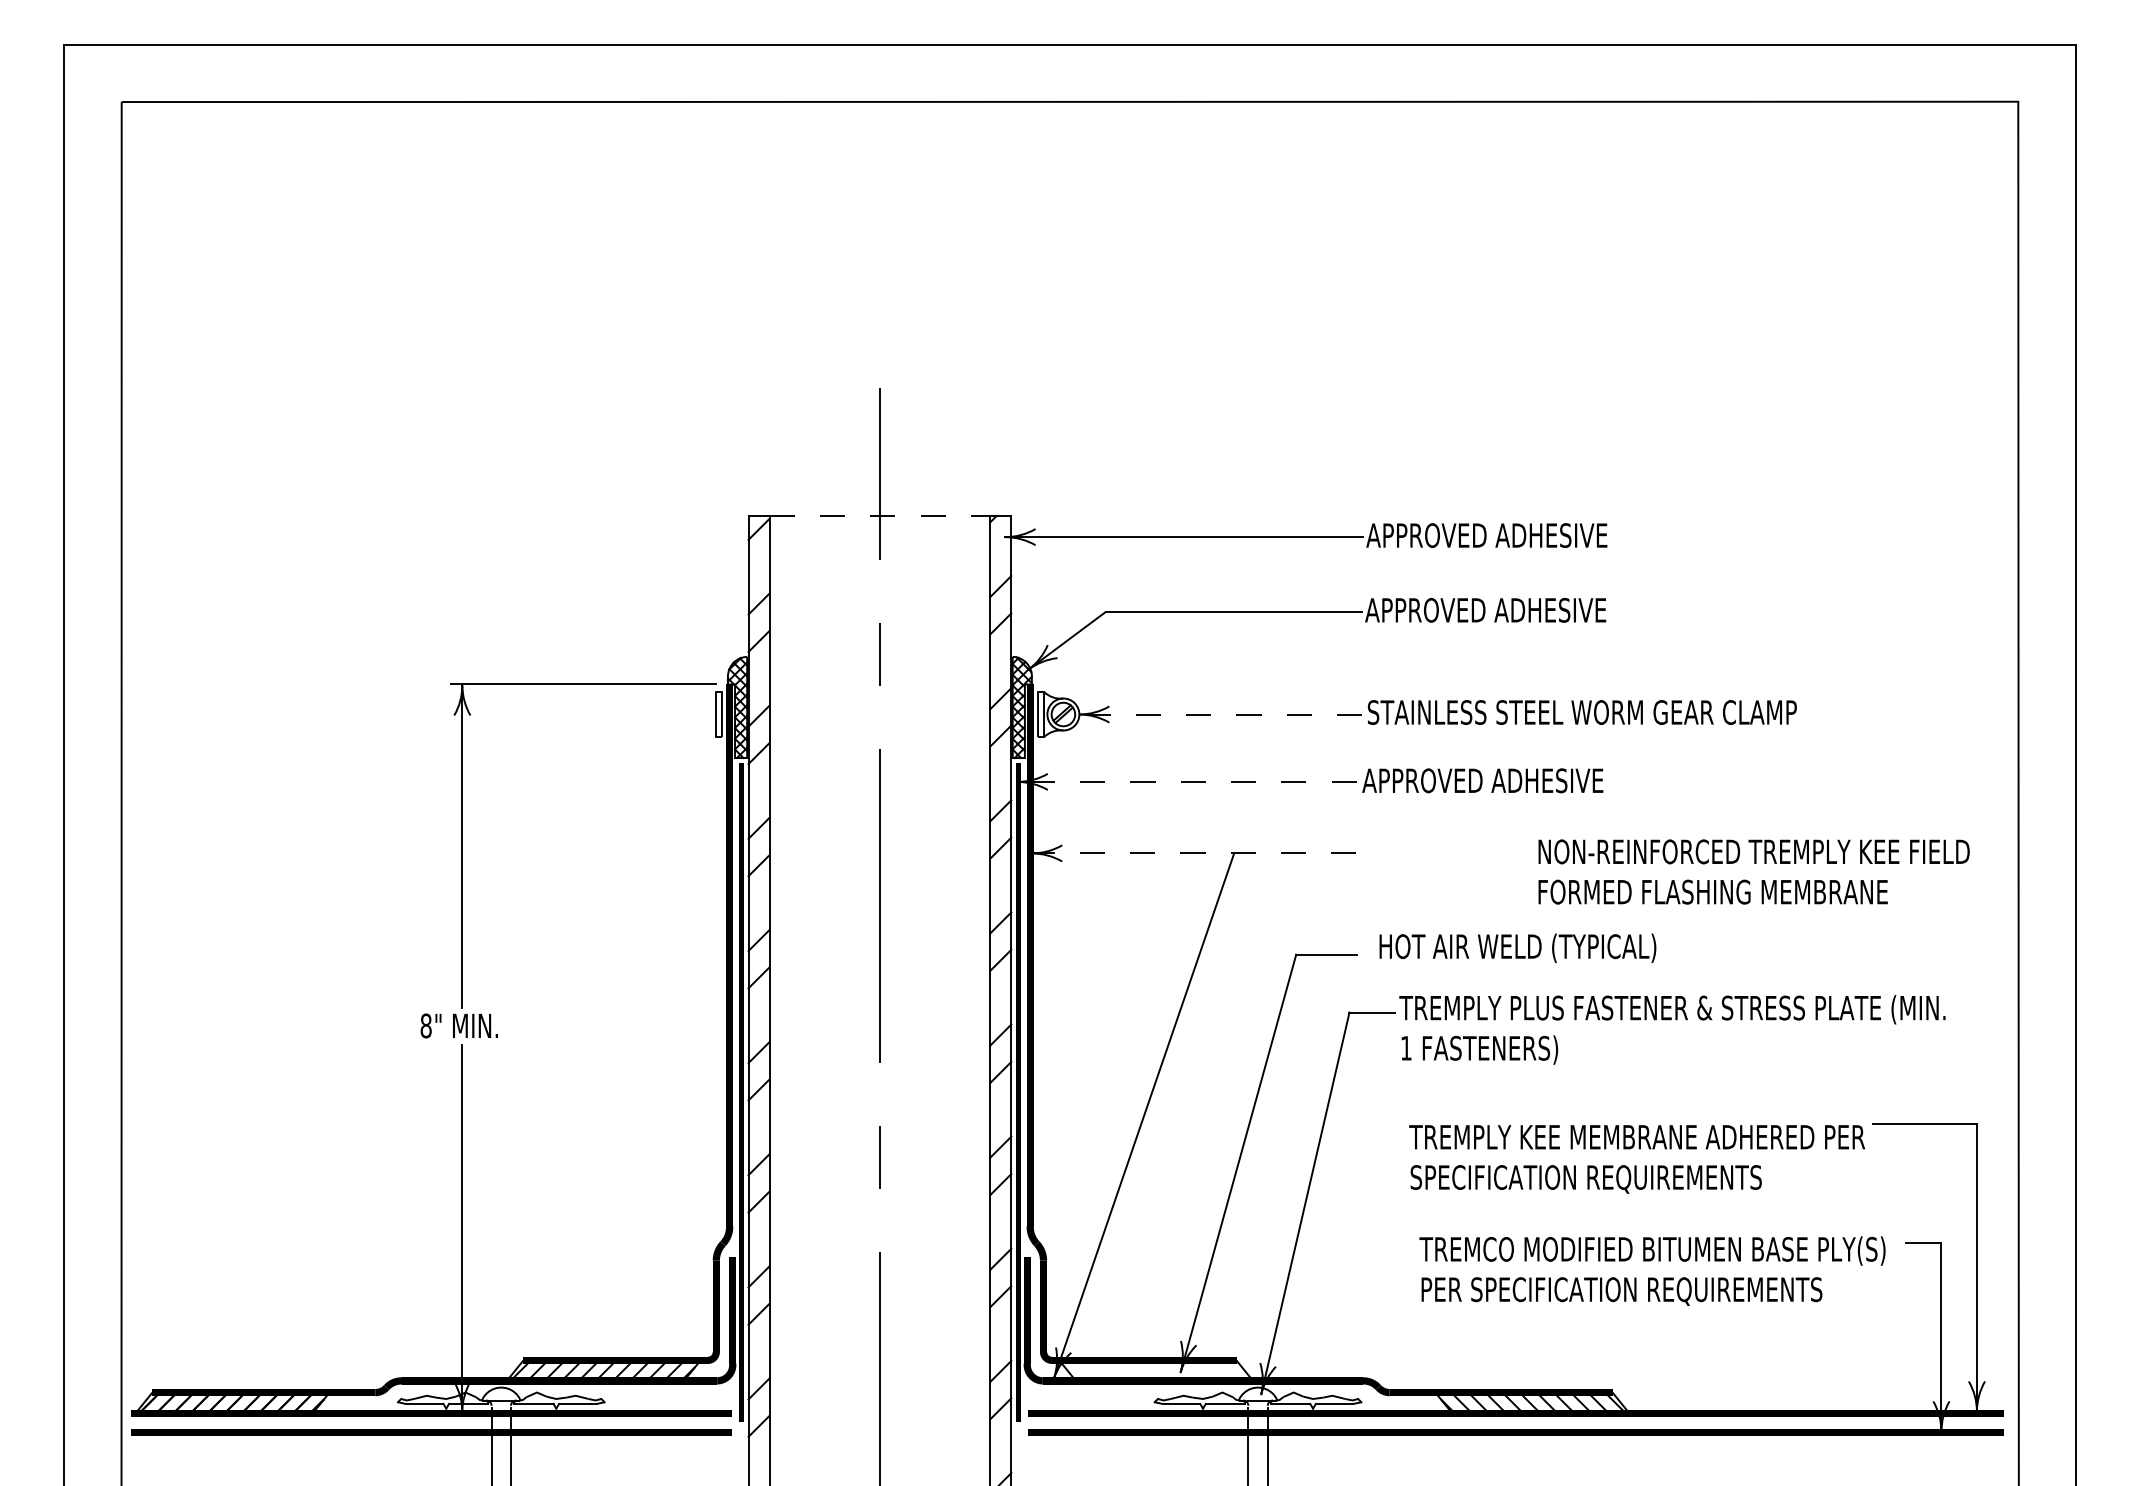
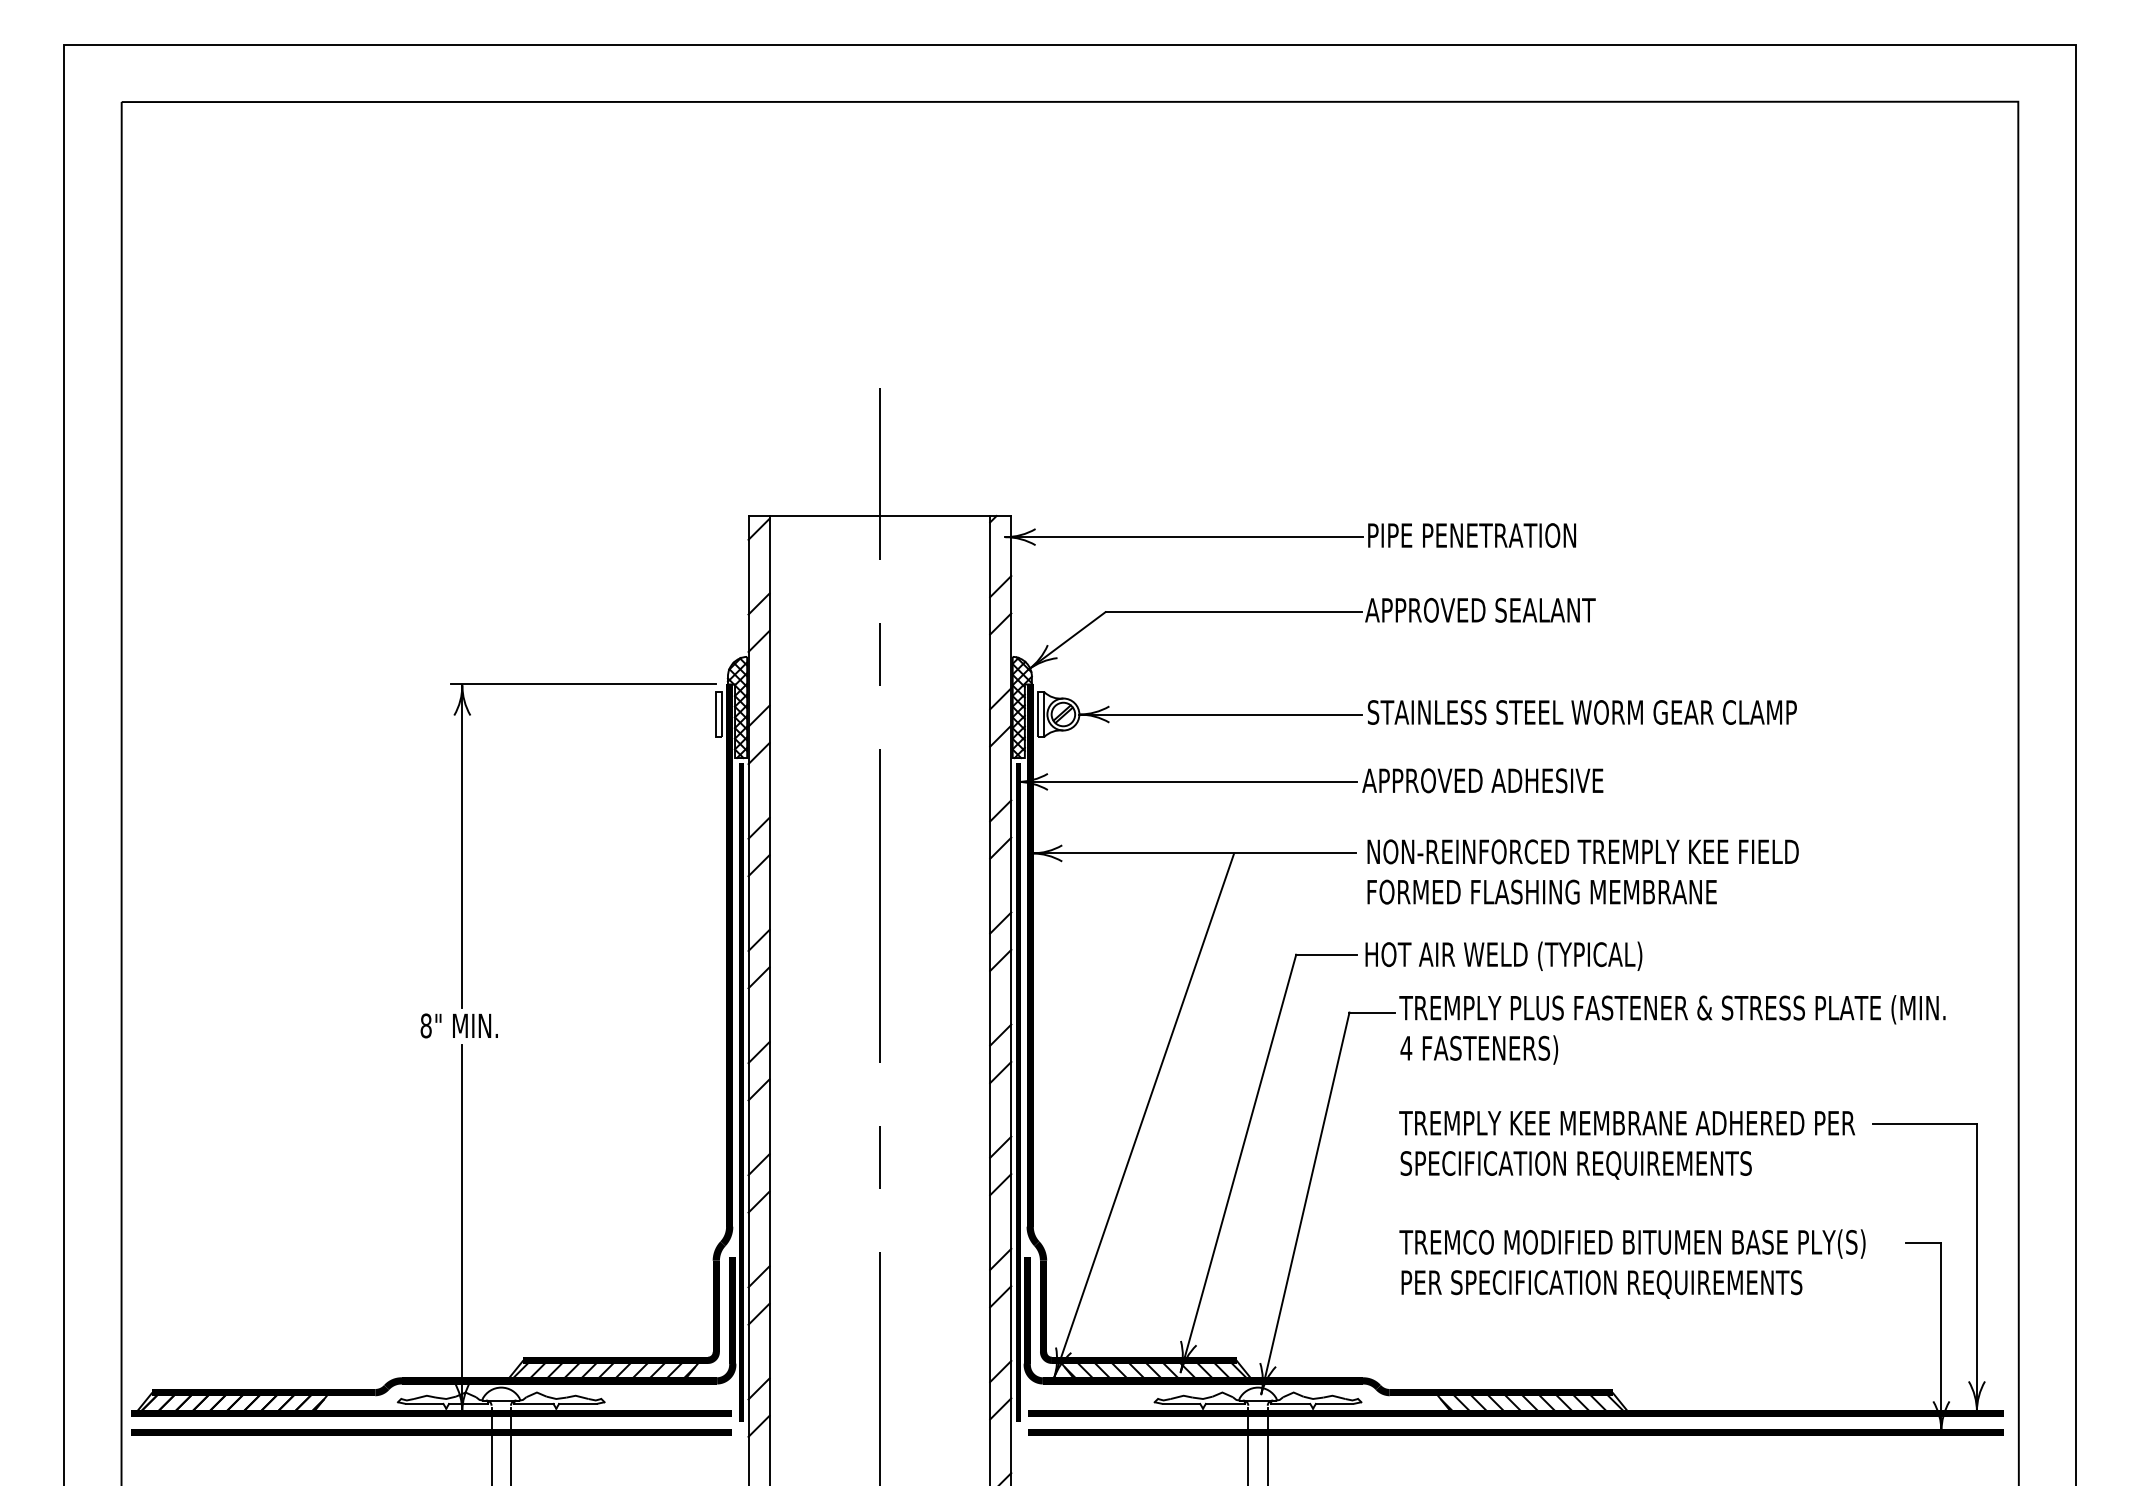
line: dashed -> solid (880, 516)
text: APPROVED ADHESIVE -> PIPE PENETRATION (1486, 535)
text: APPROVED ADHESIVE -> APPROVED SEALANT (1550, 609)
line: dashed -> solid (1220, 714)
line: dashed -> solid (1187, 781)
line: dashed -> solid (1193, 853)
text position: (1753, 871) -> (1582, 871) (1582, 871)
text position: (1517, 947) -> (1503, 955) (1503, 955)
text: 1 -> 4 (1406, 1048)
text position: (1636, 1159) -> (1626, 1145) (1626, 1145)
text position: (1652, 1270) -> (1632, 1263) (1632, 1263)
hatch: none -> present (1156, 1370)
